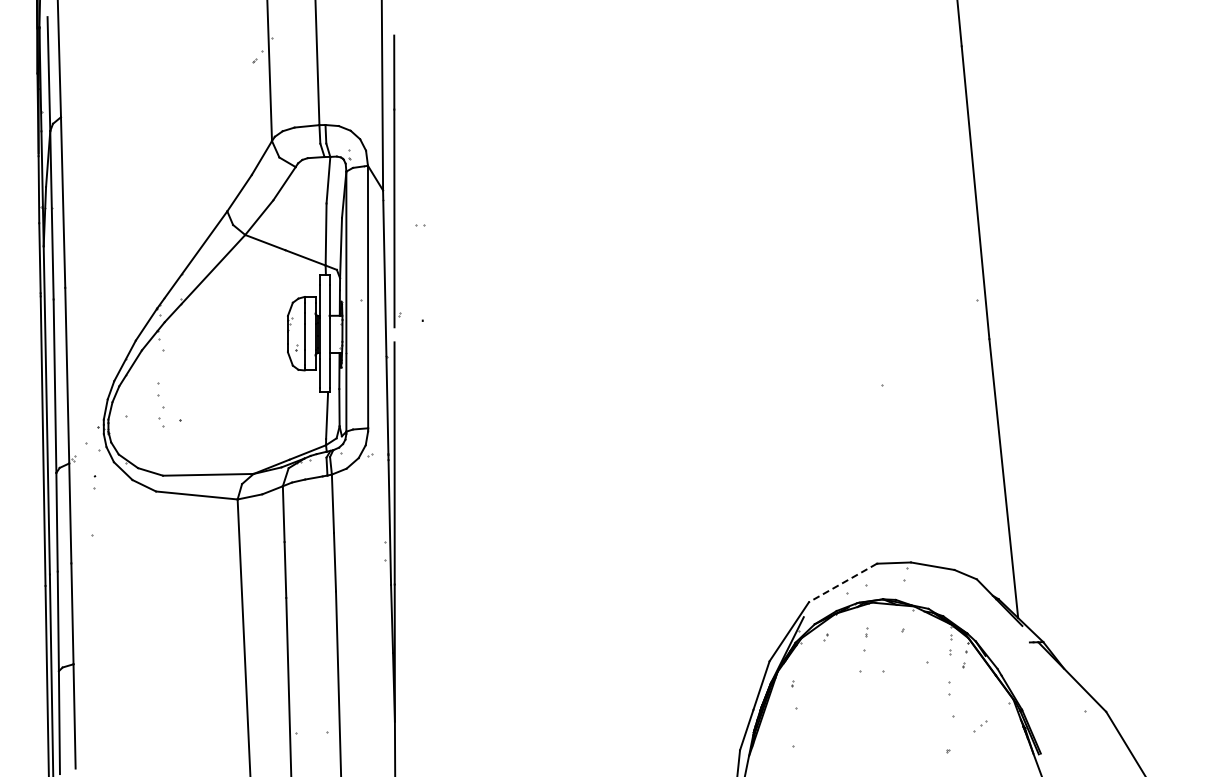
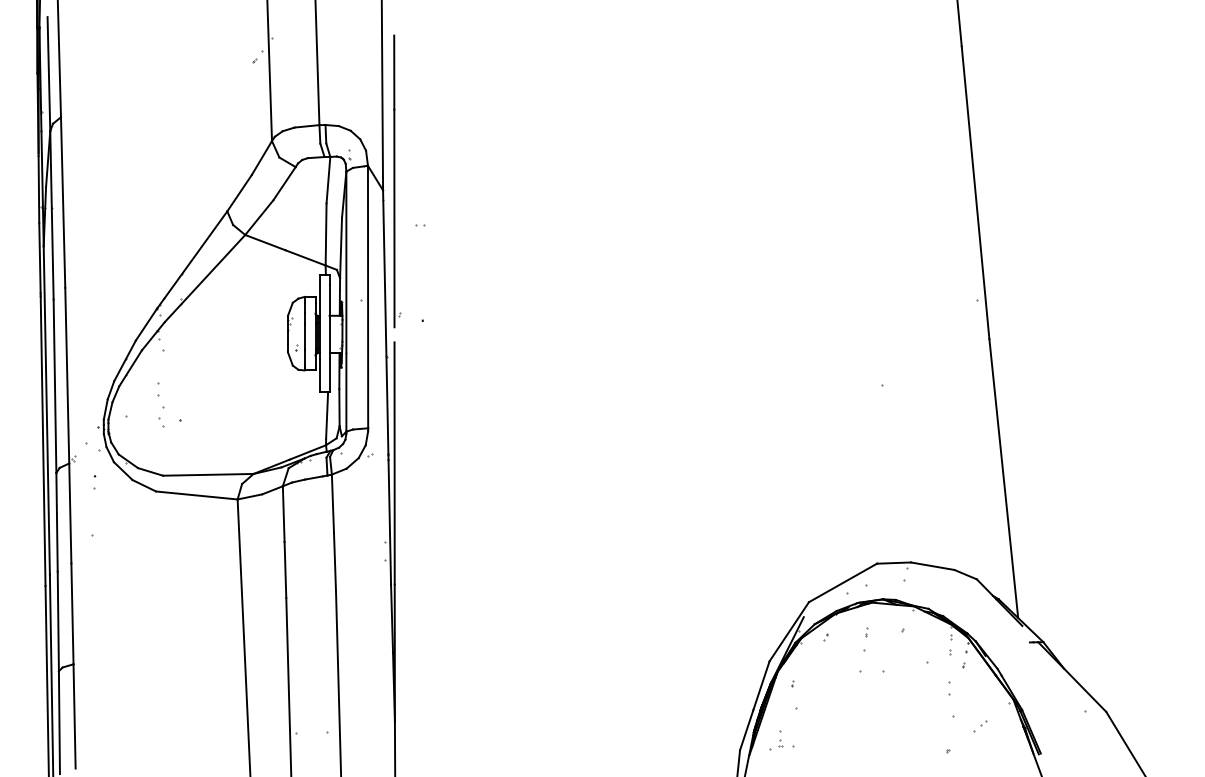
line: dashed -> solid (842, 583)
part: none -> present (776, 740)
